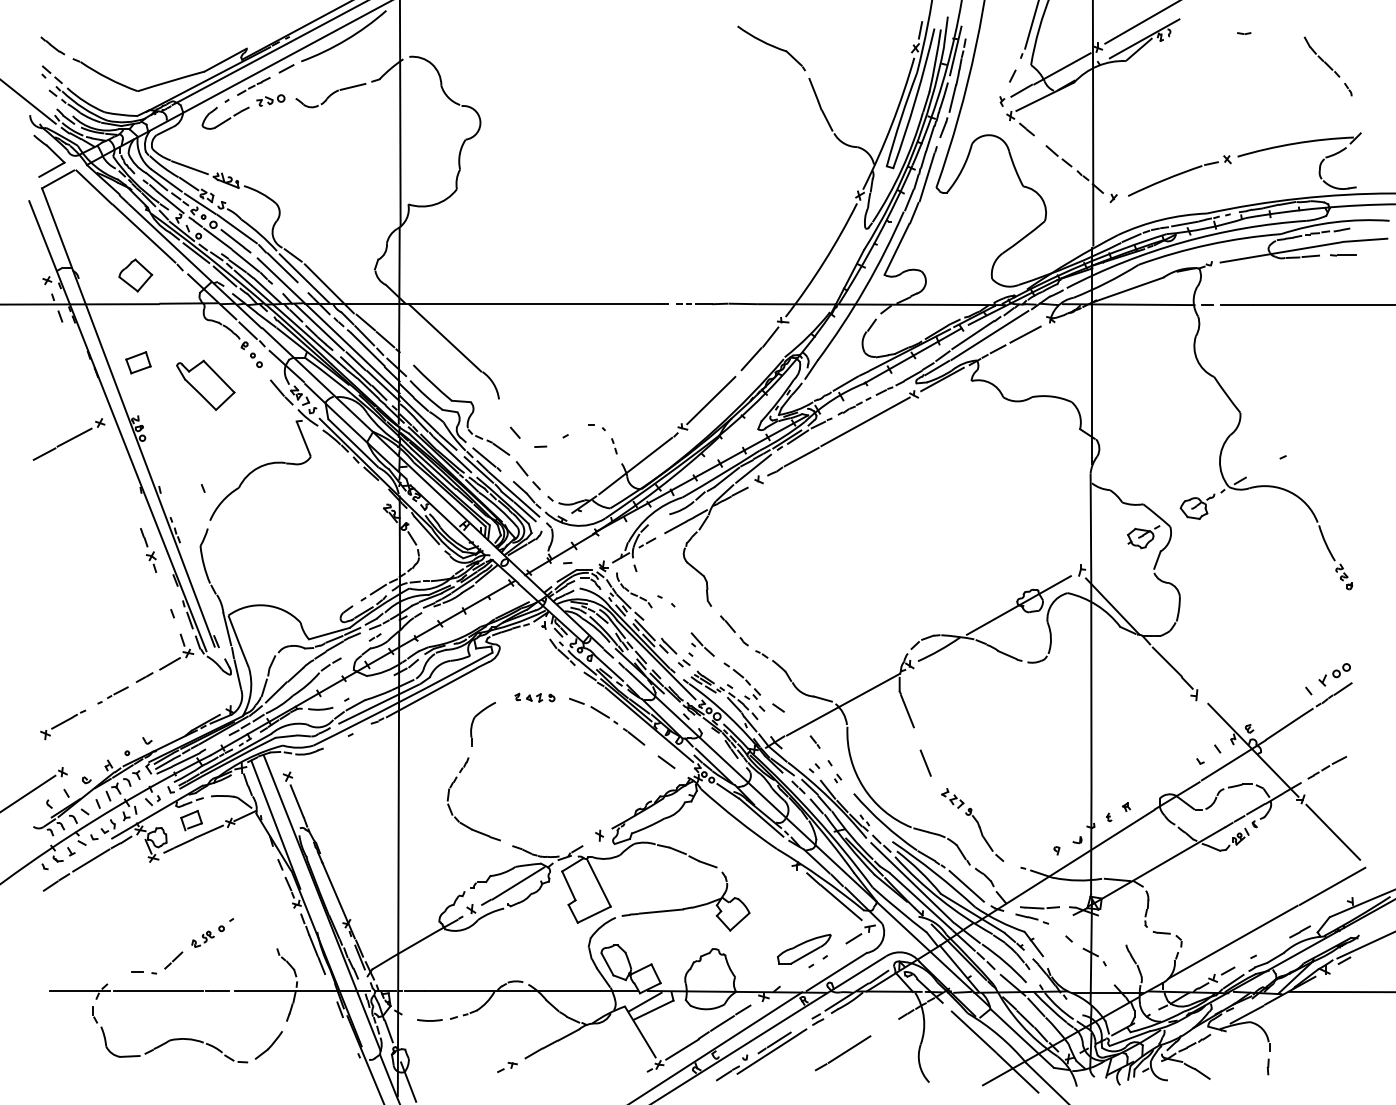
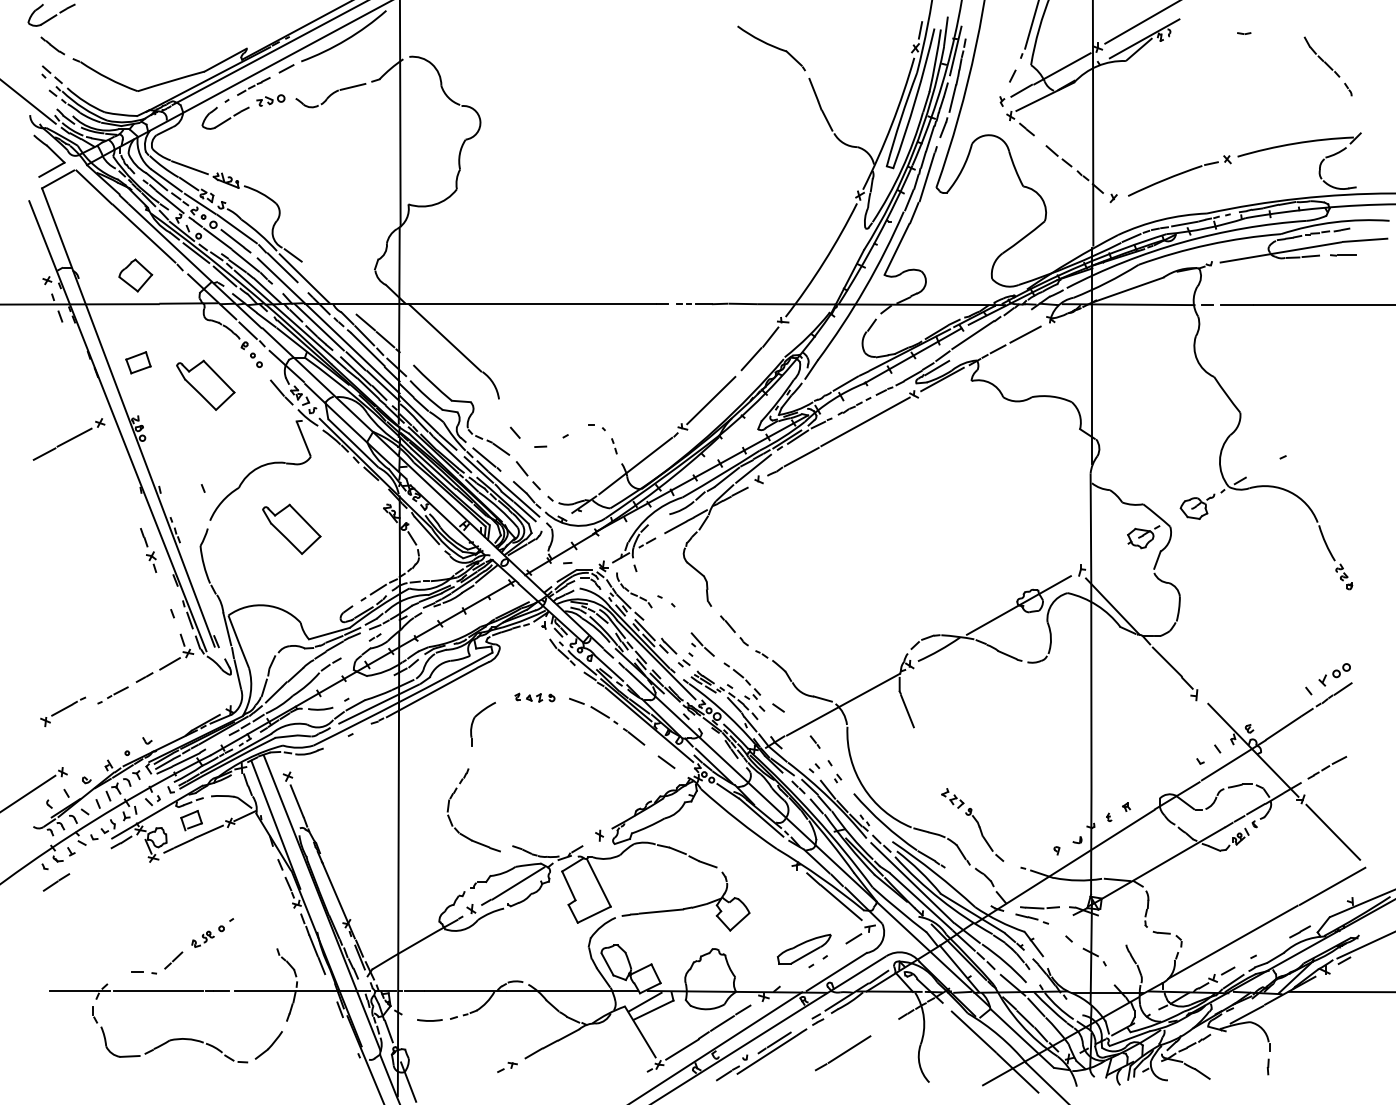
part: none -> present (51, 14)
line: present -> none (328, 288)
line: present -> none (989, 335)
part: none -> present (291, 528)
part position: (63, 724) -> (63, 711) (63, 711)
line: present -> none (925, 762)
part position: (449, 797) -> (449, 808) (449, 808)
line: present -> none (91, 860)
line: present -> none (966, 886)
